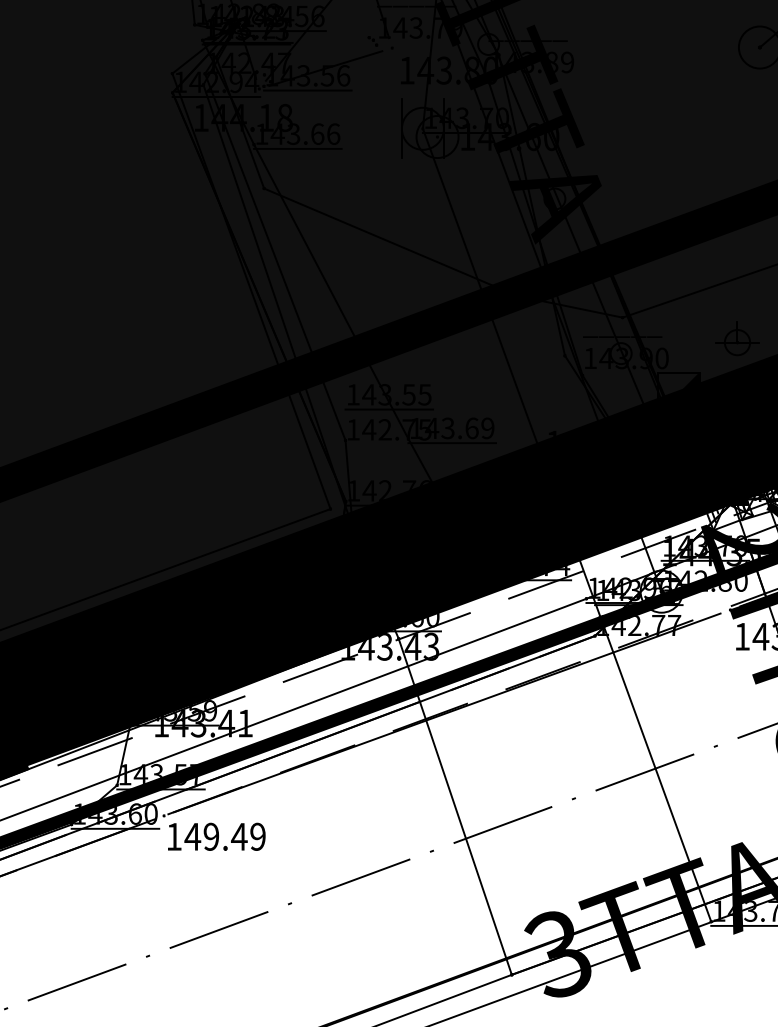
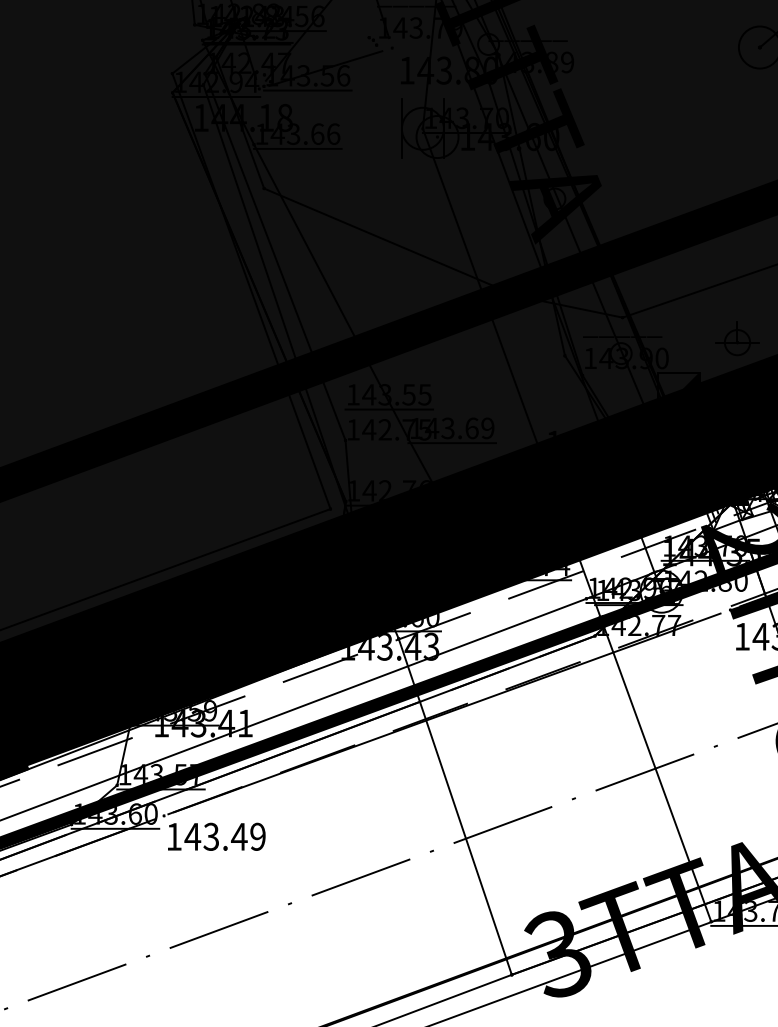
text: 149.49 -> 143.49 (210, 836)
